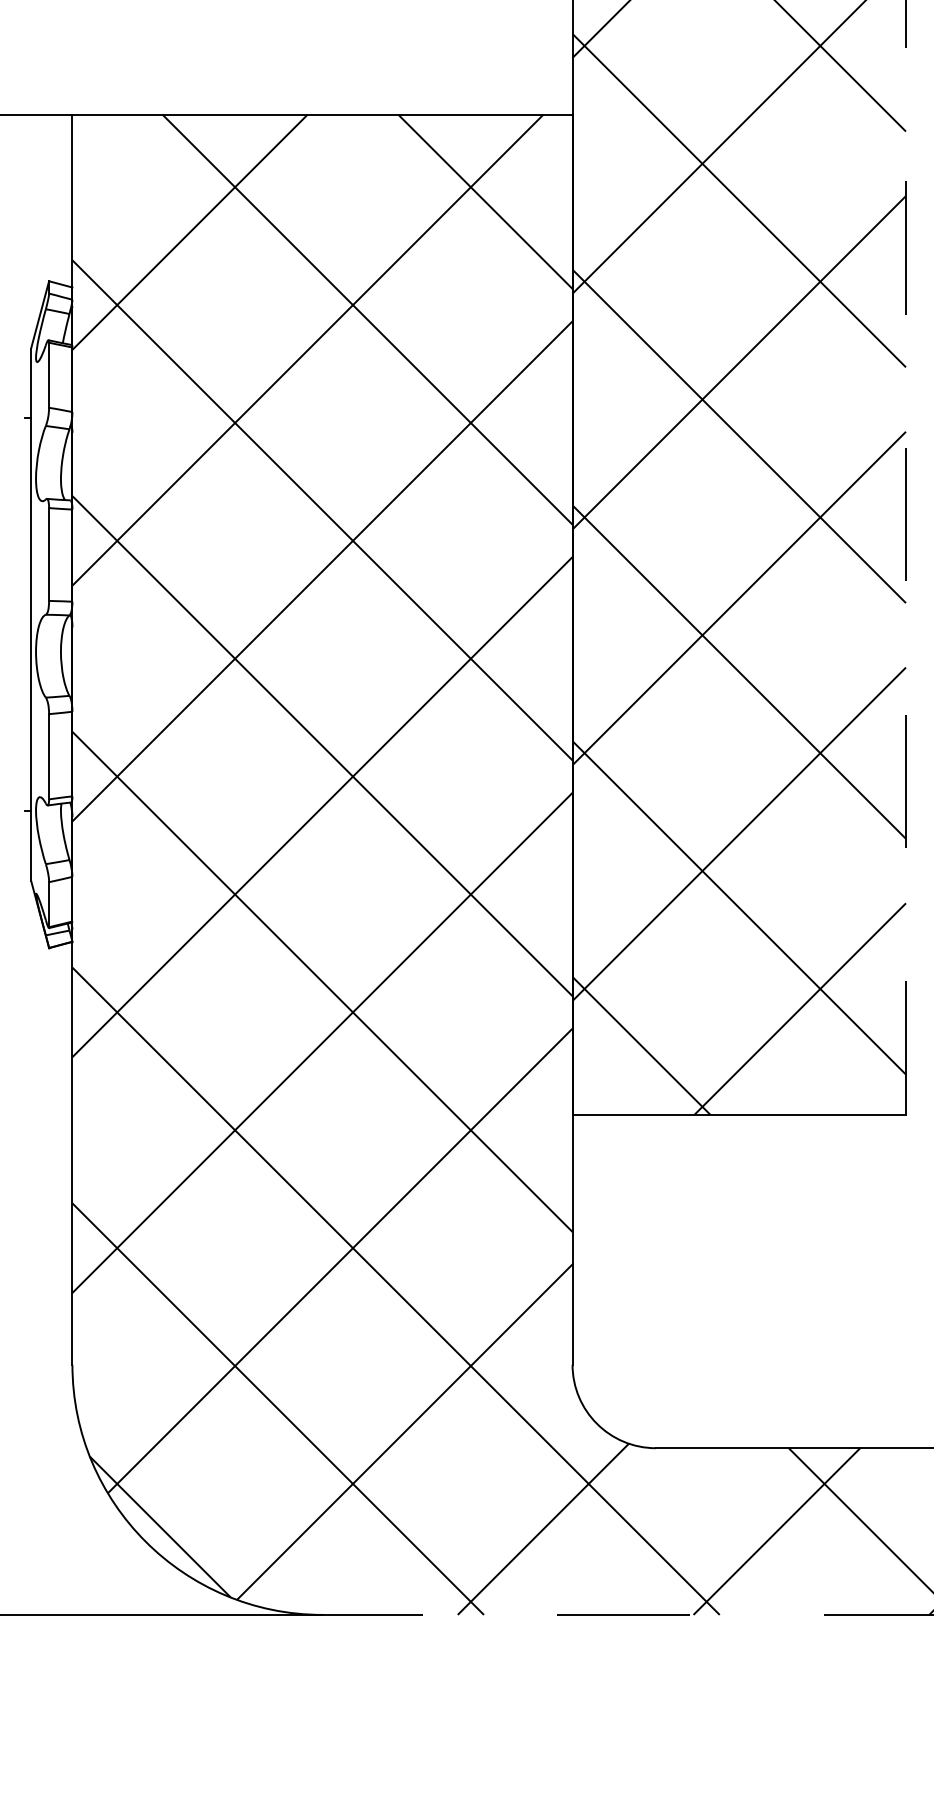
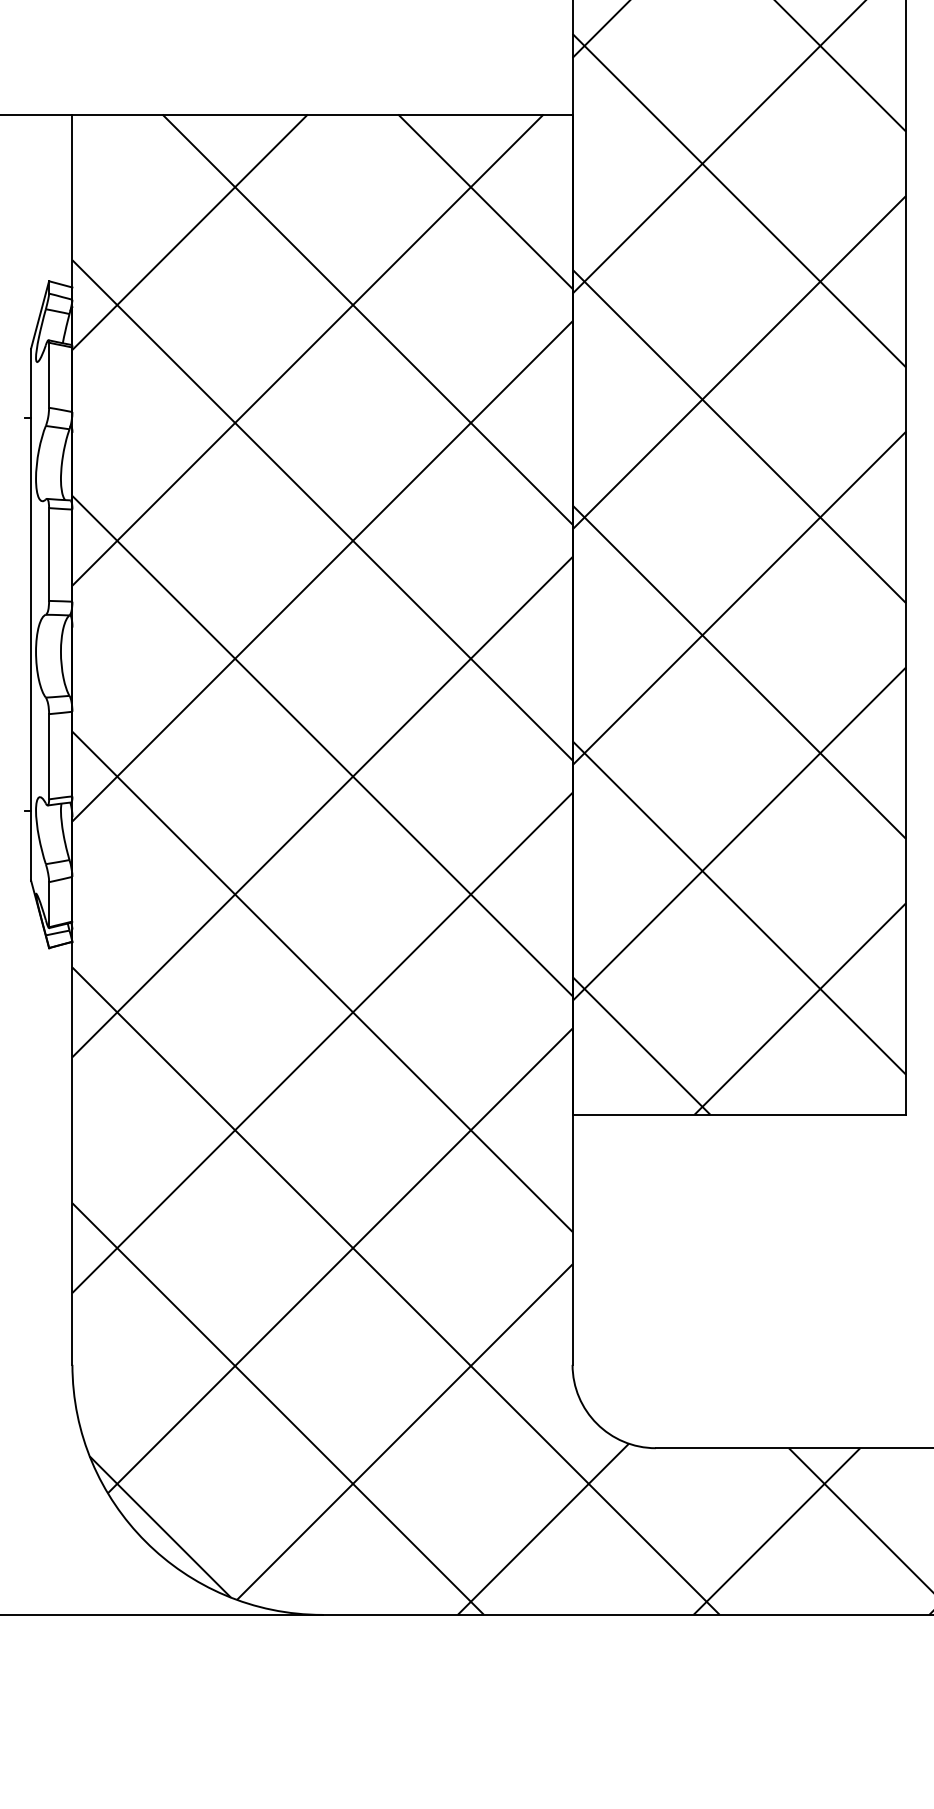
line: dashed -> solid (905, 557)
line: dashed -> solid (627, 1614)
